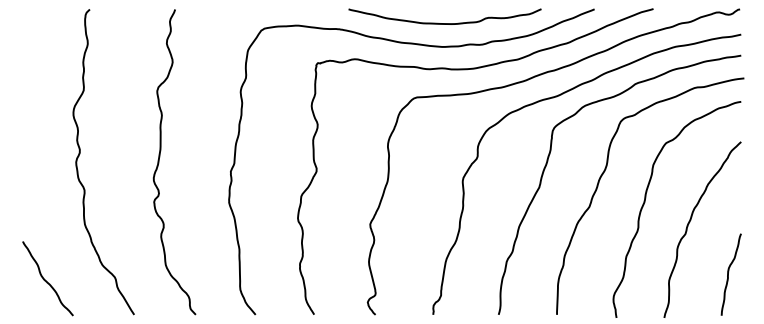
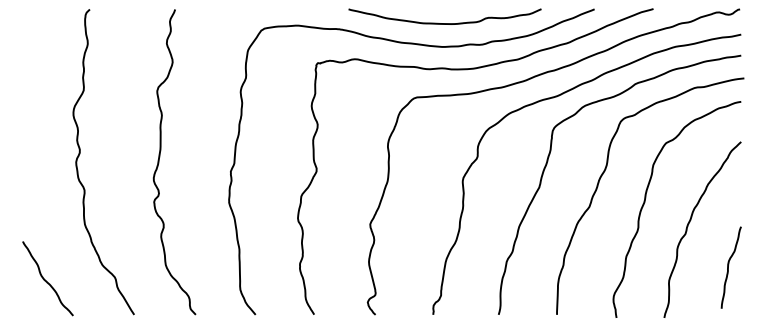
curve position: (728, 274) -> (728, 267) (728, 267)
